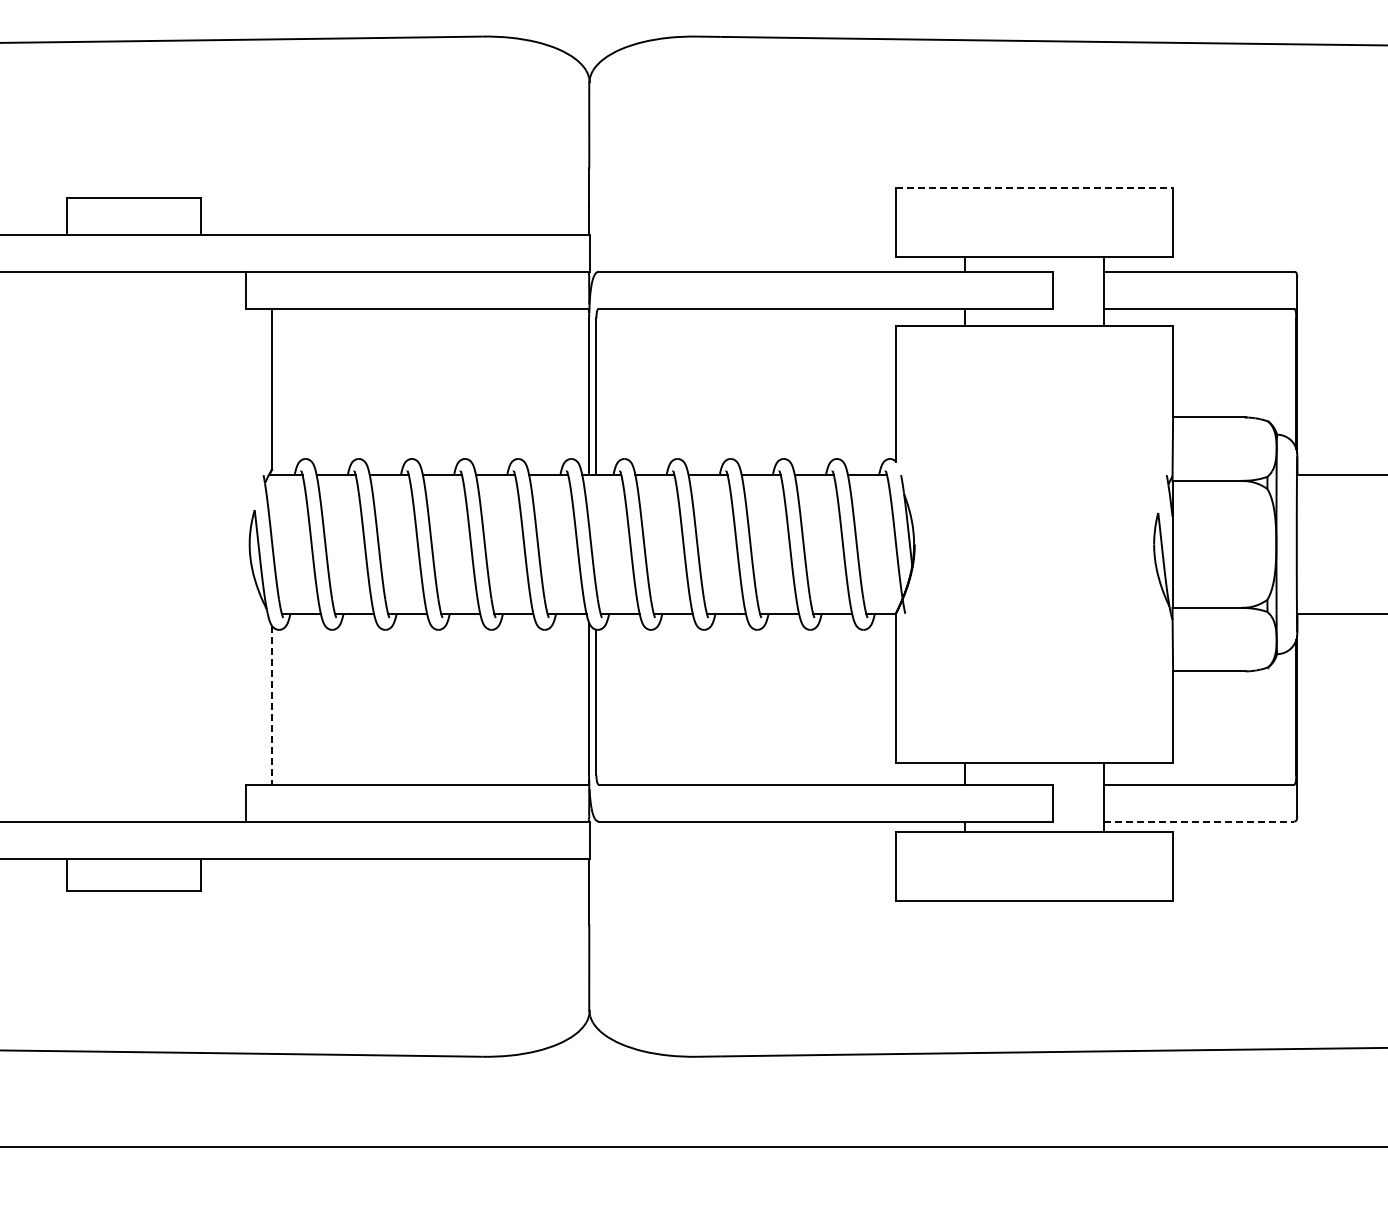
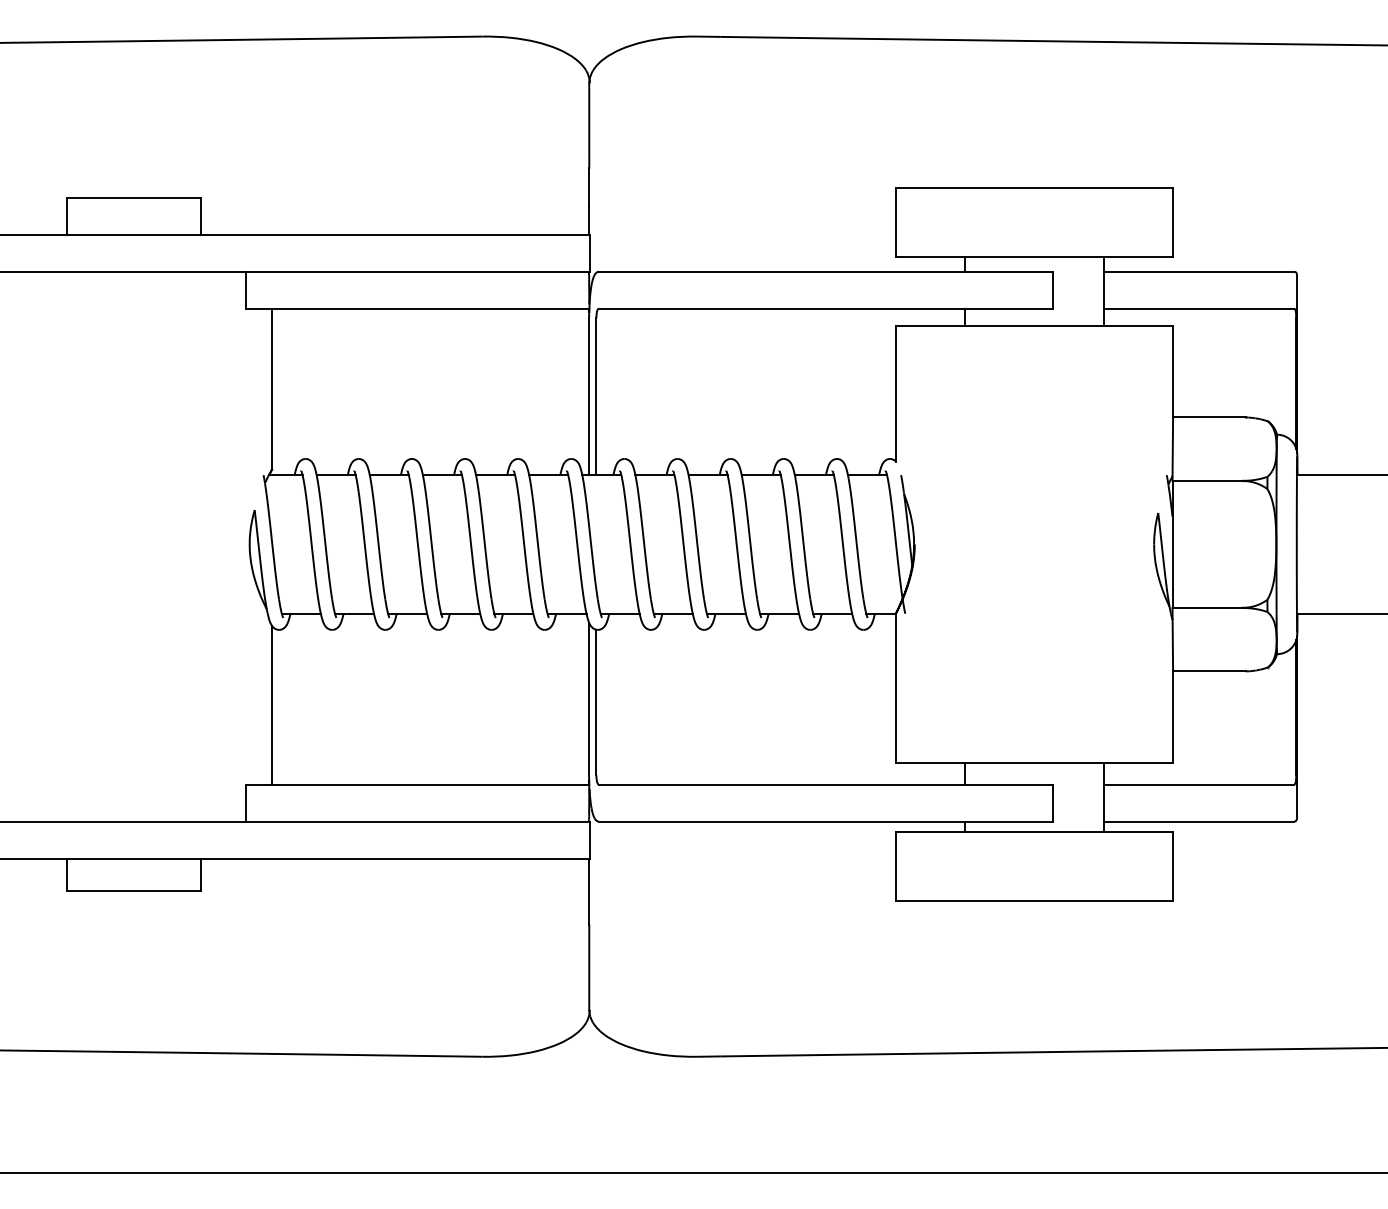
line: dashed -> solid (1034, 187)
line: dashed -> solid (272, 705)
line: dashed -> solid (1199, 821)
line position: (693, 1146) -> (693, 1172) (693, 1172)
